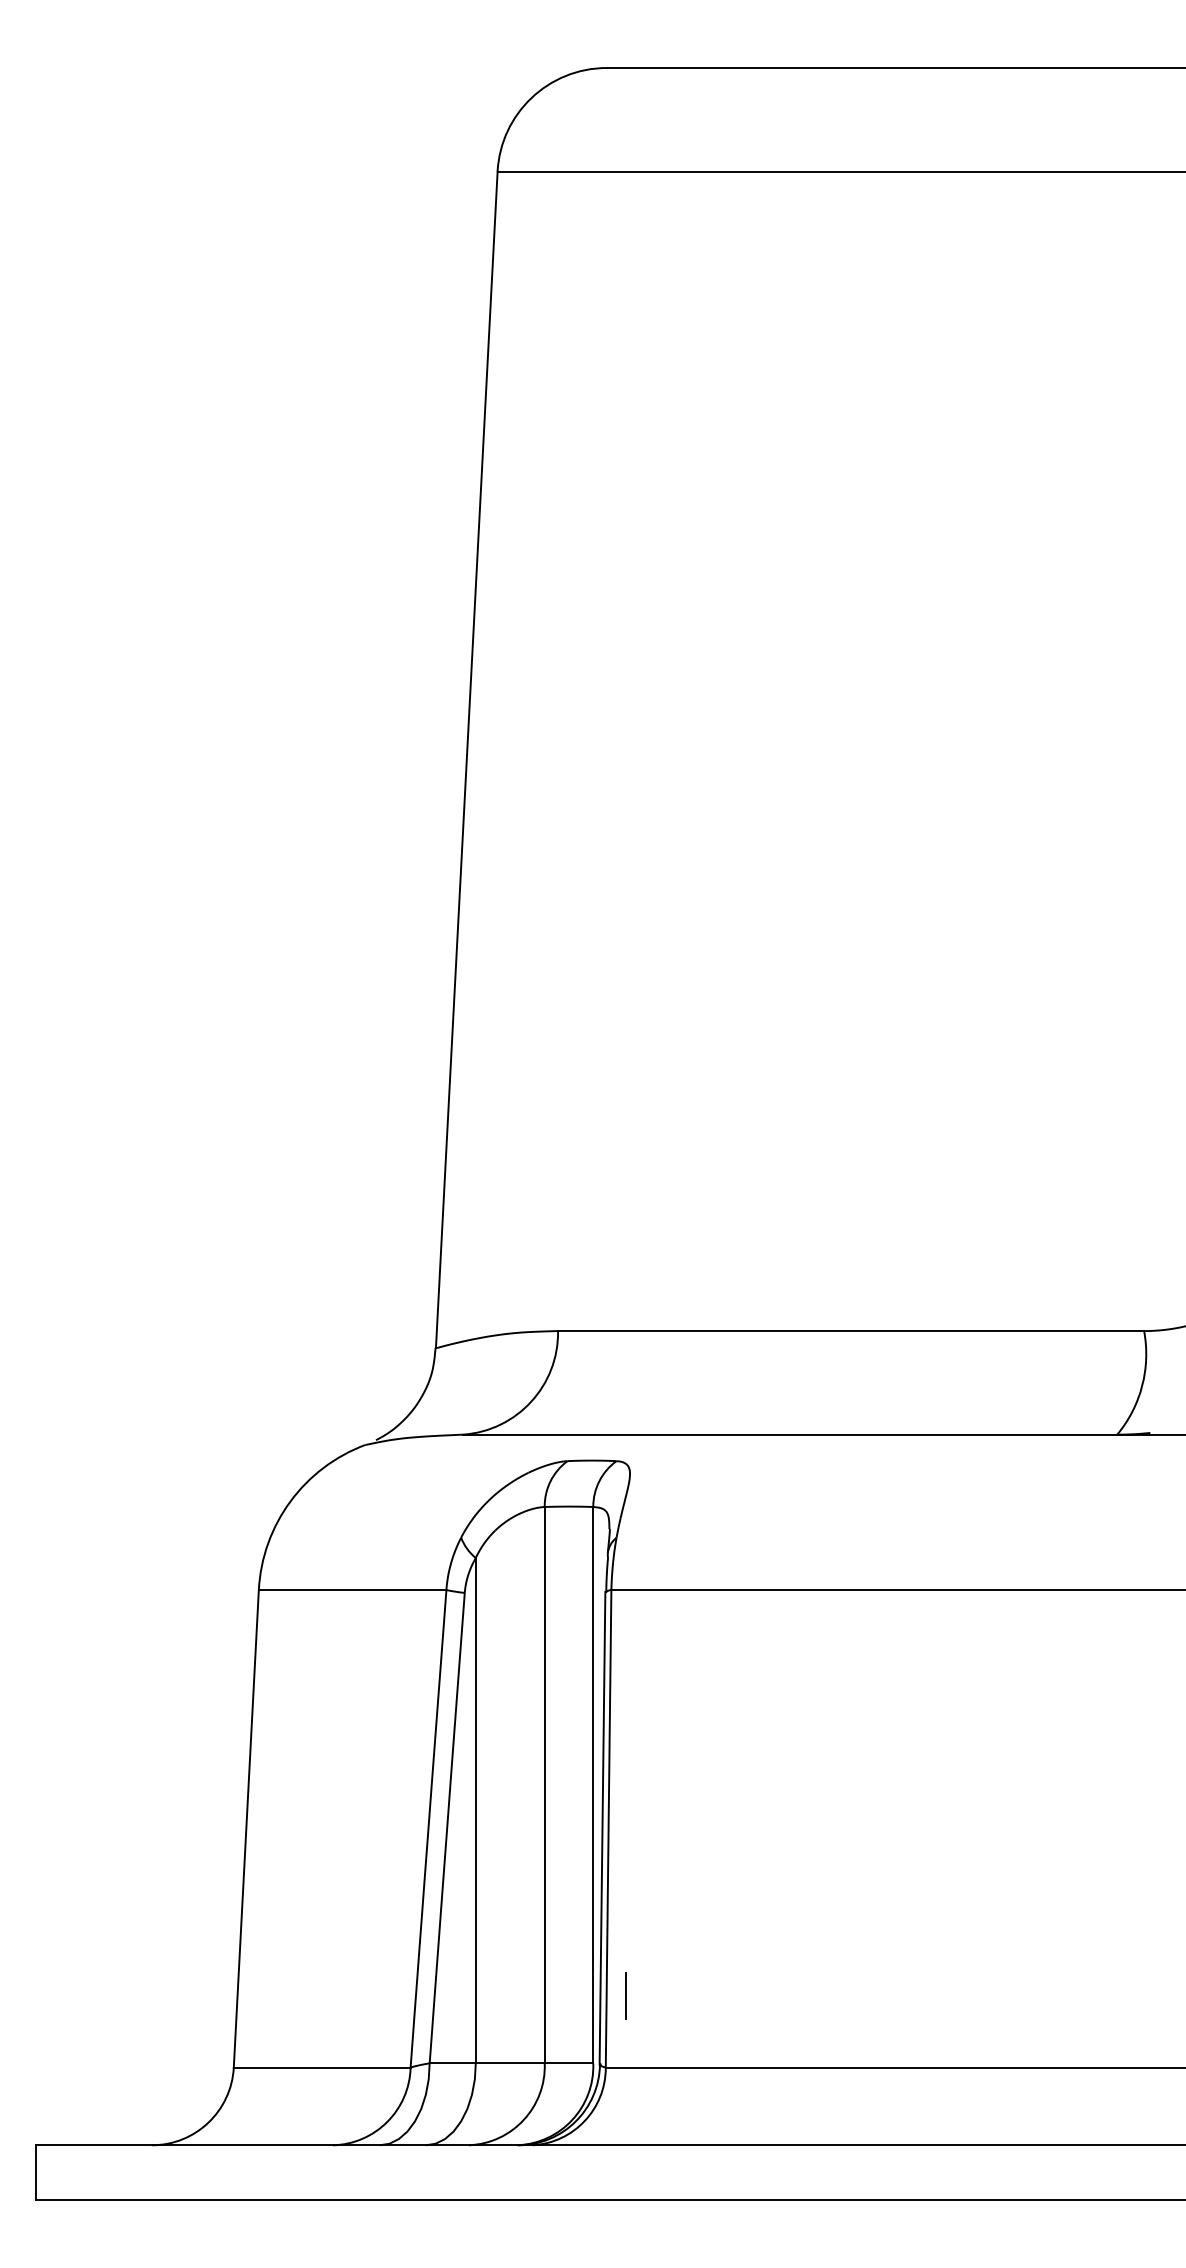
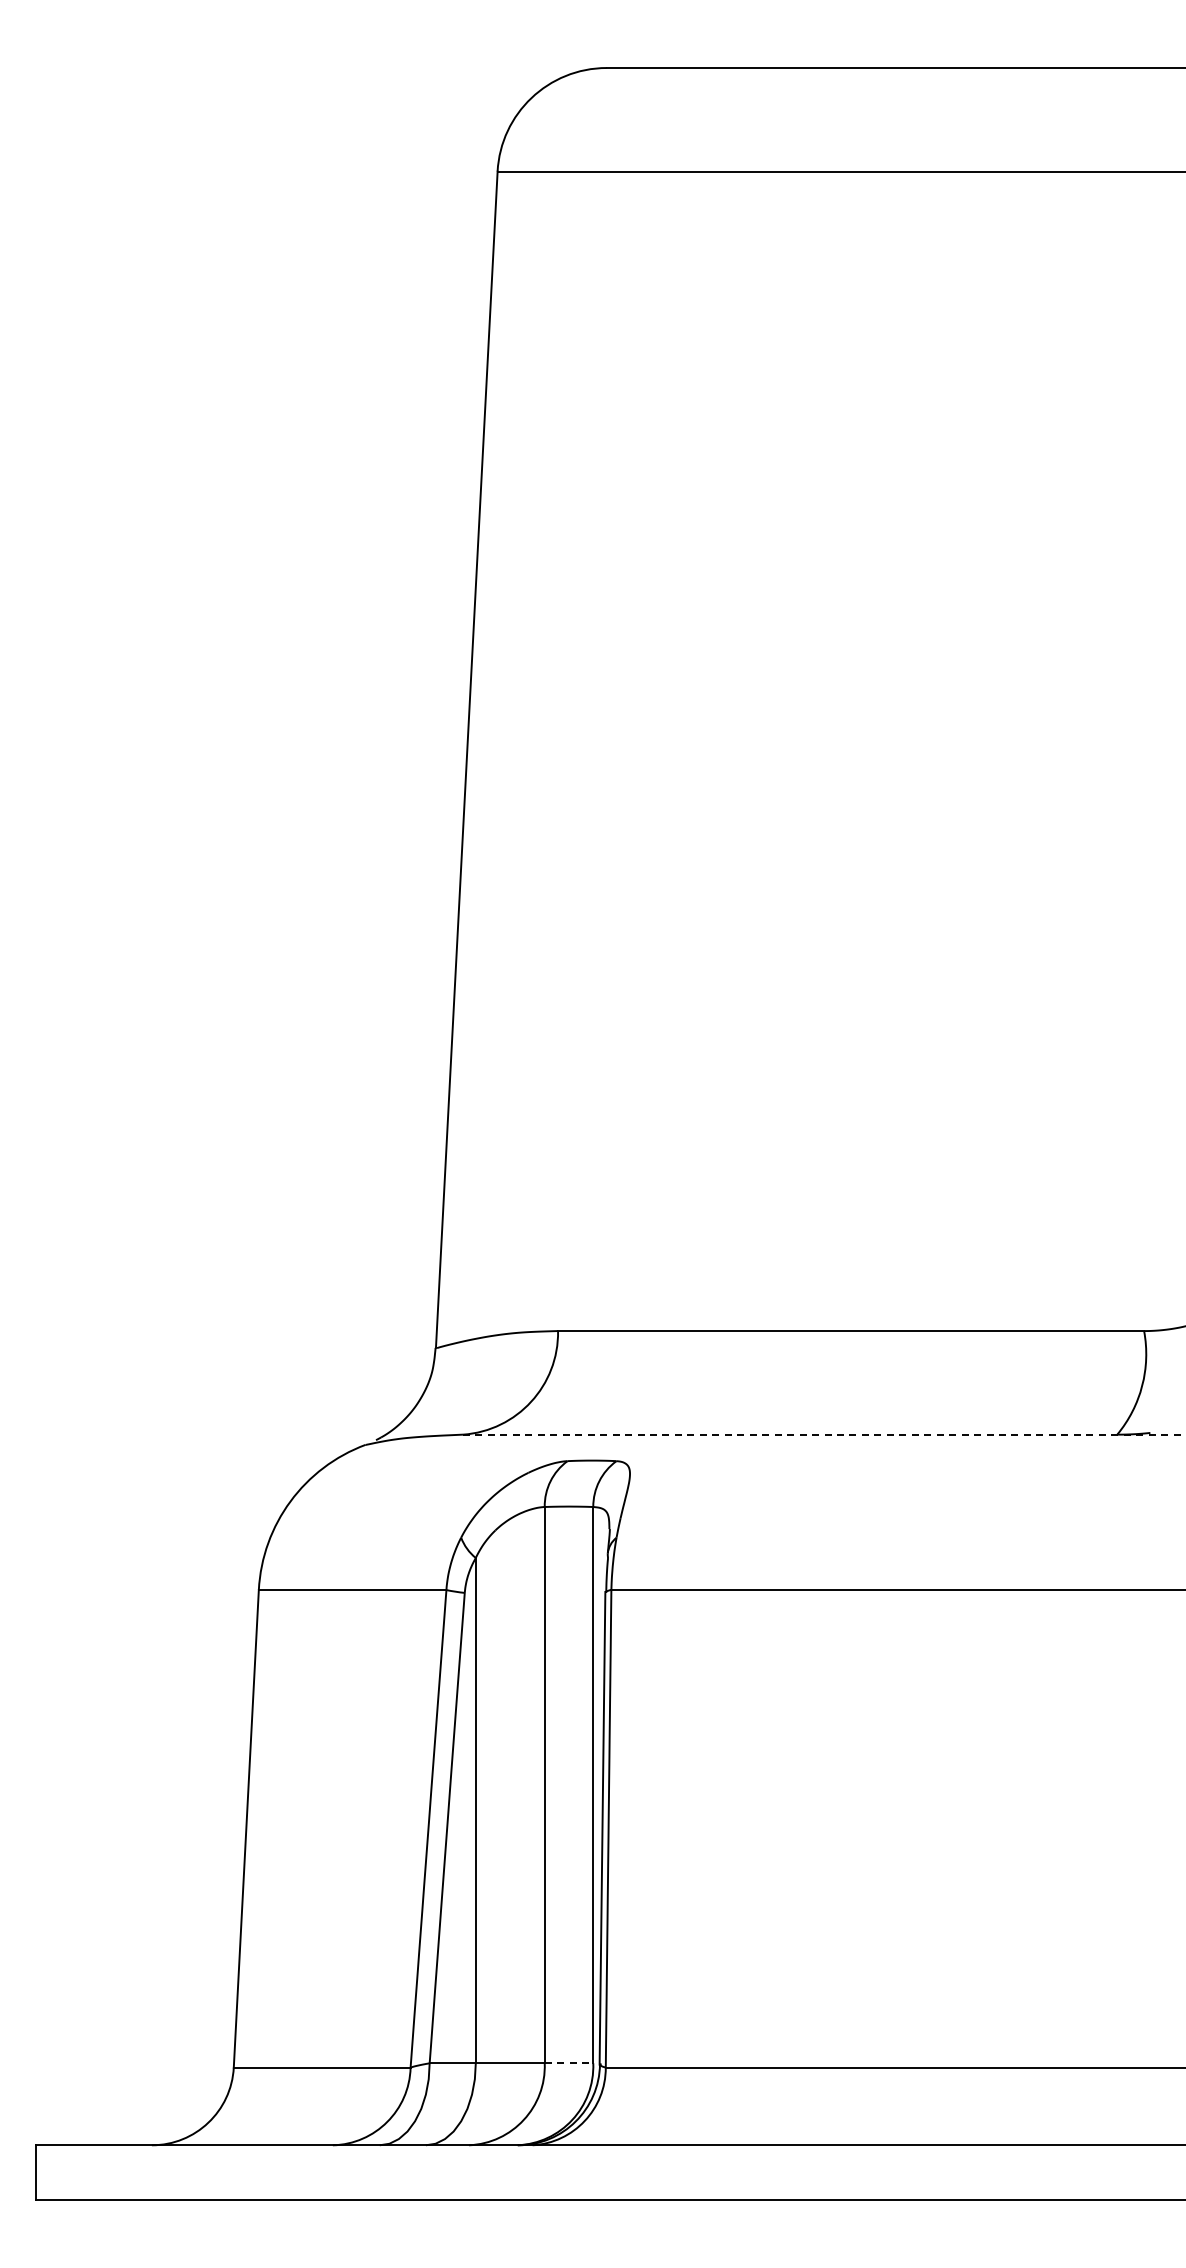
line: solid -> dashed (824, 1434)
line: present -> none (625, 1995)
line: solid -> dashed (569, 2063)
